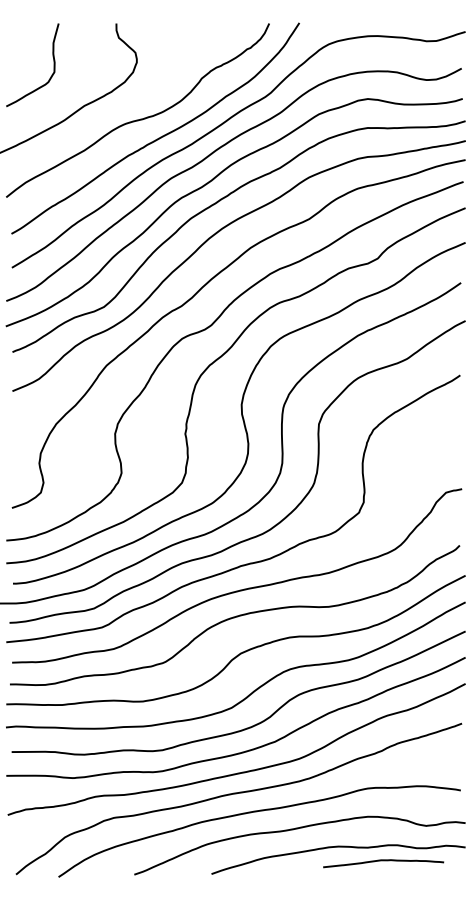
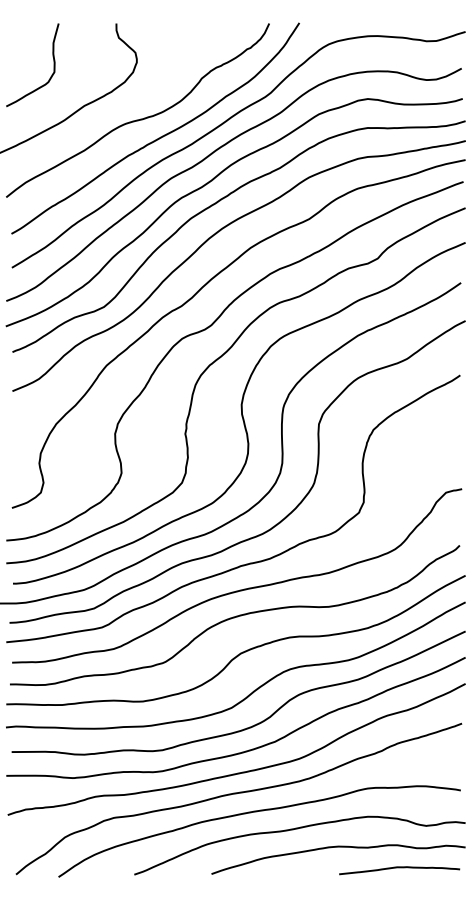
curve position: (383, 861) -> (399, 868) (399, 868)
